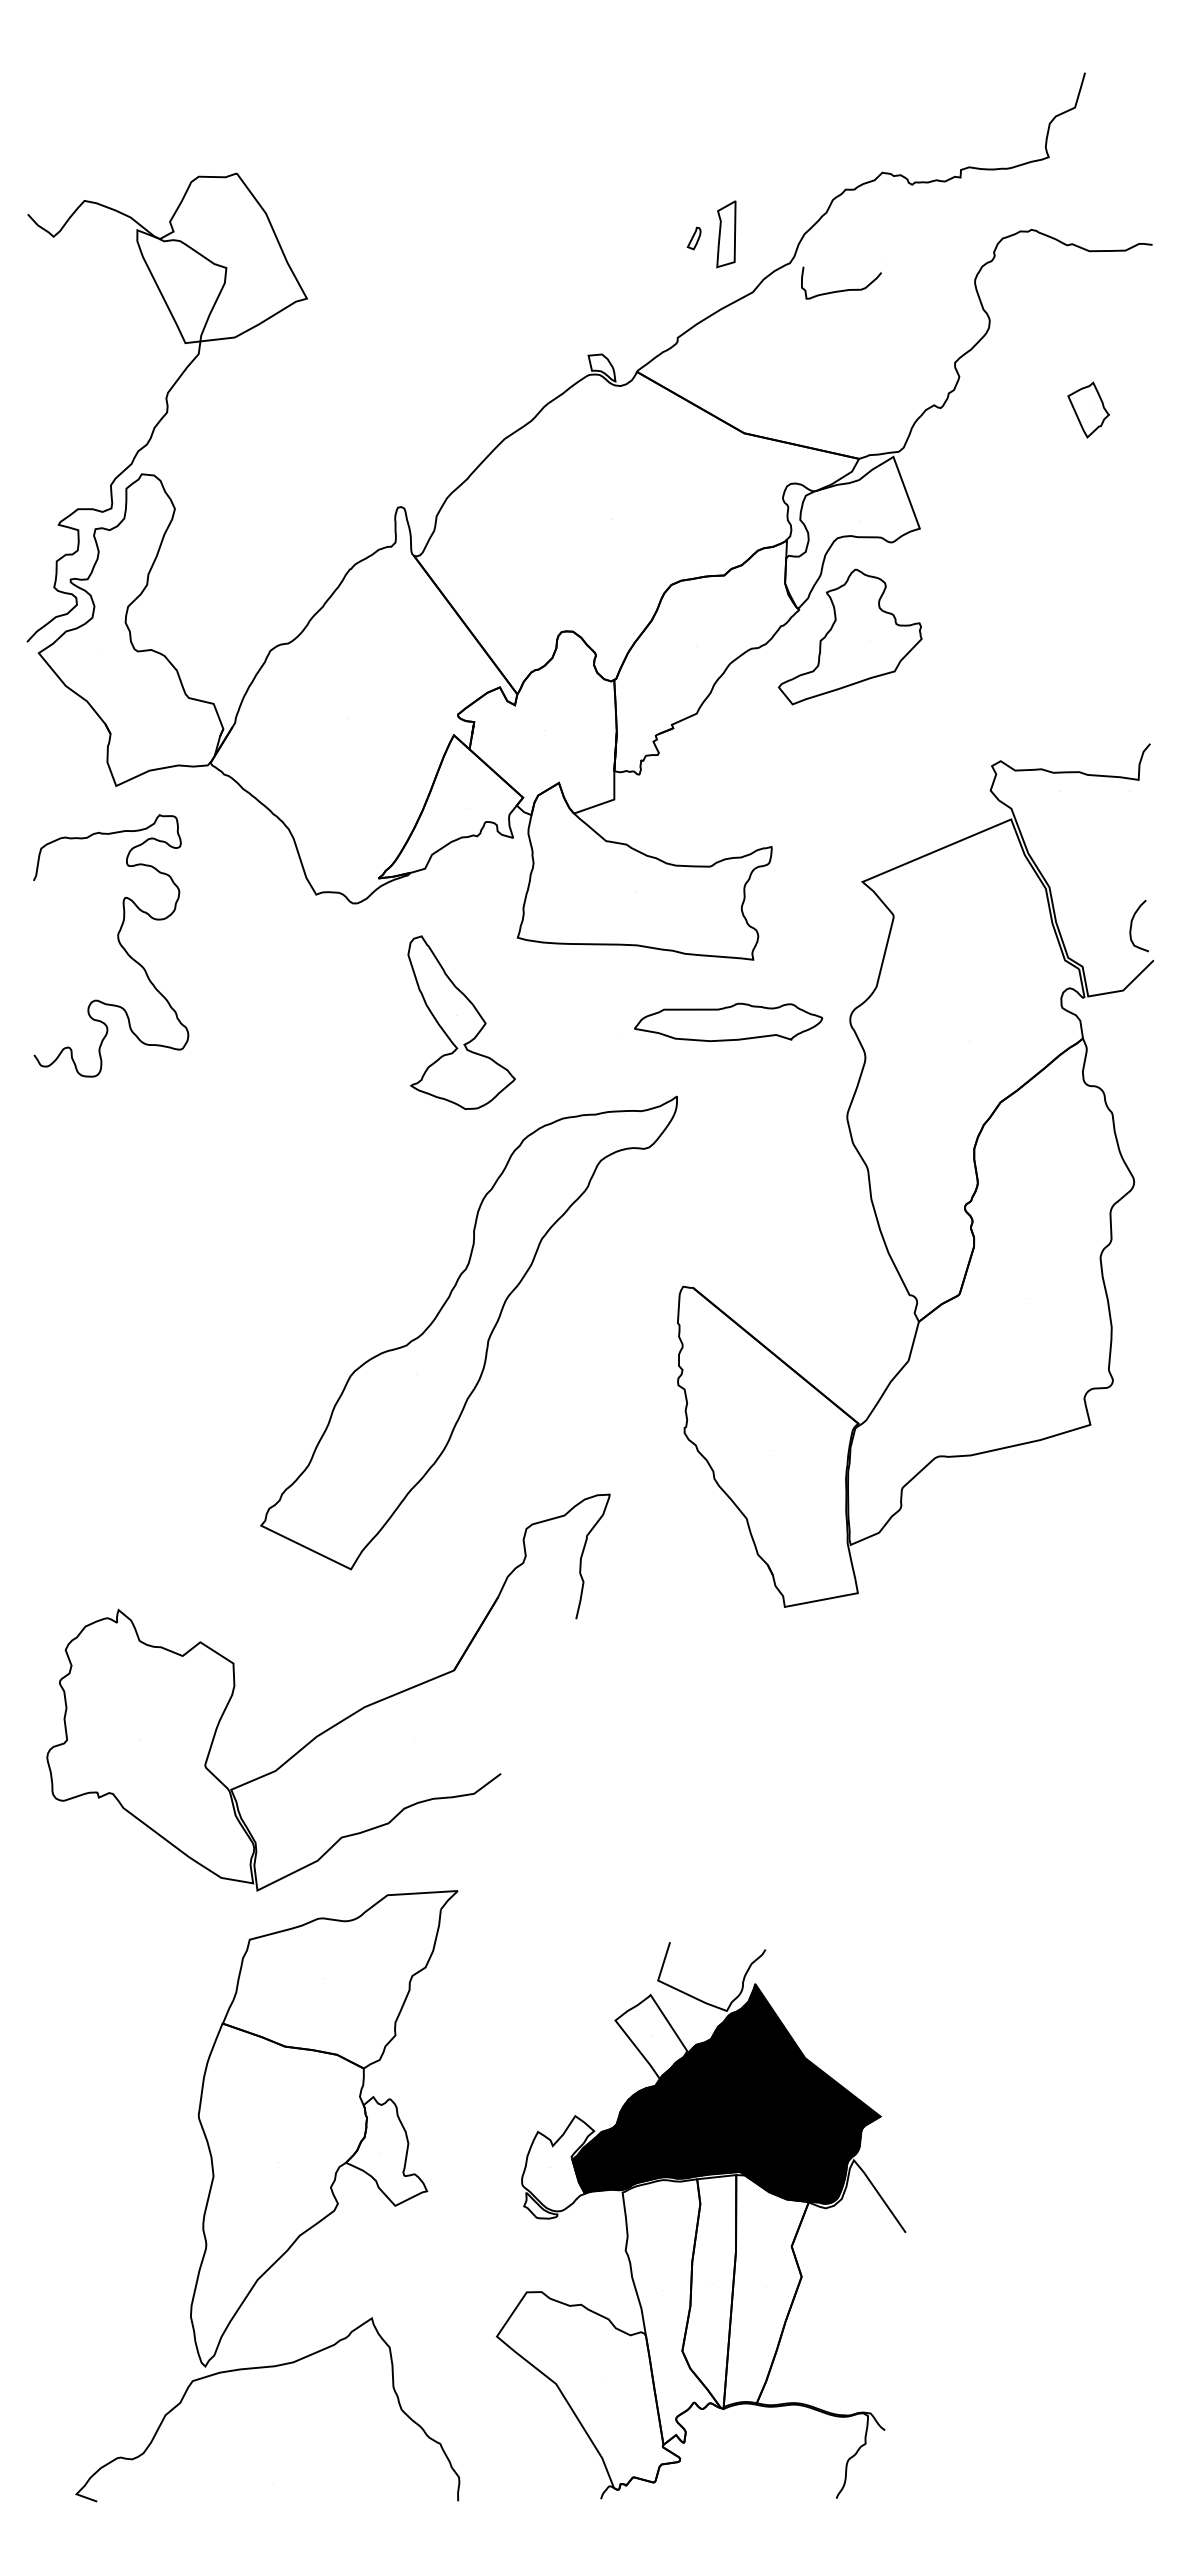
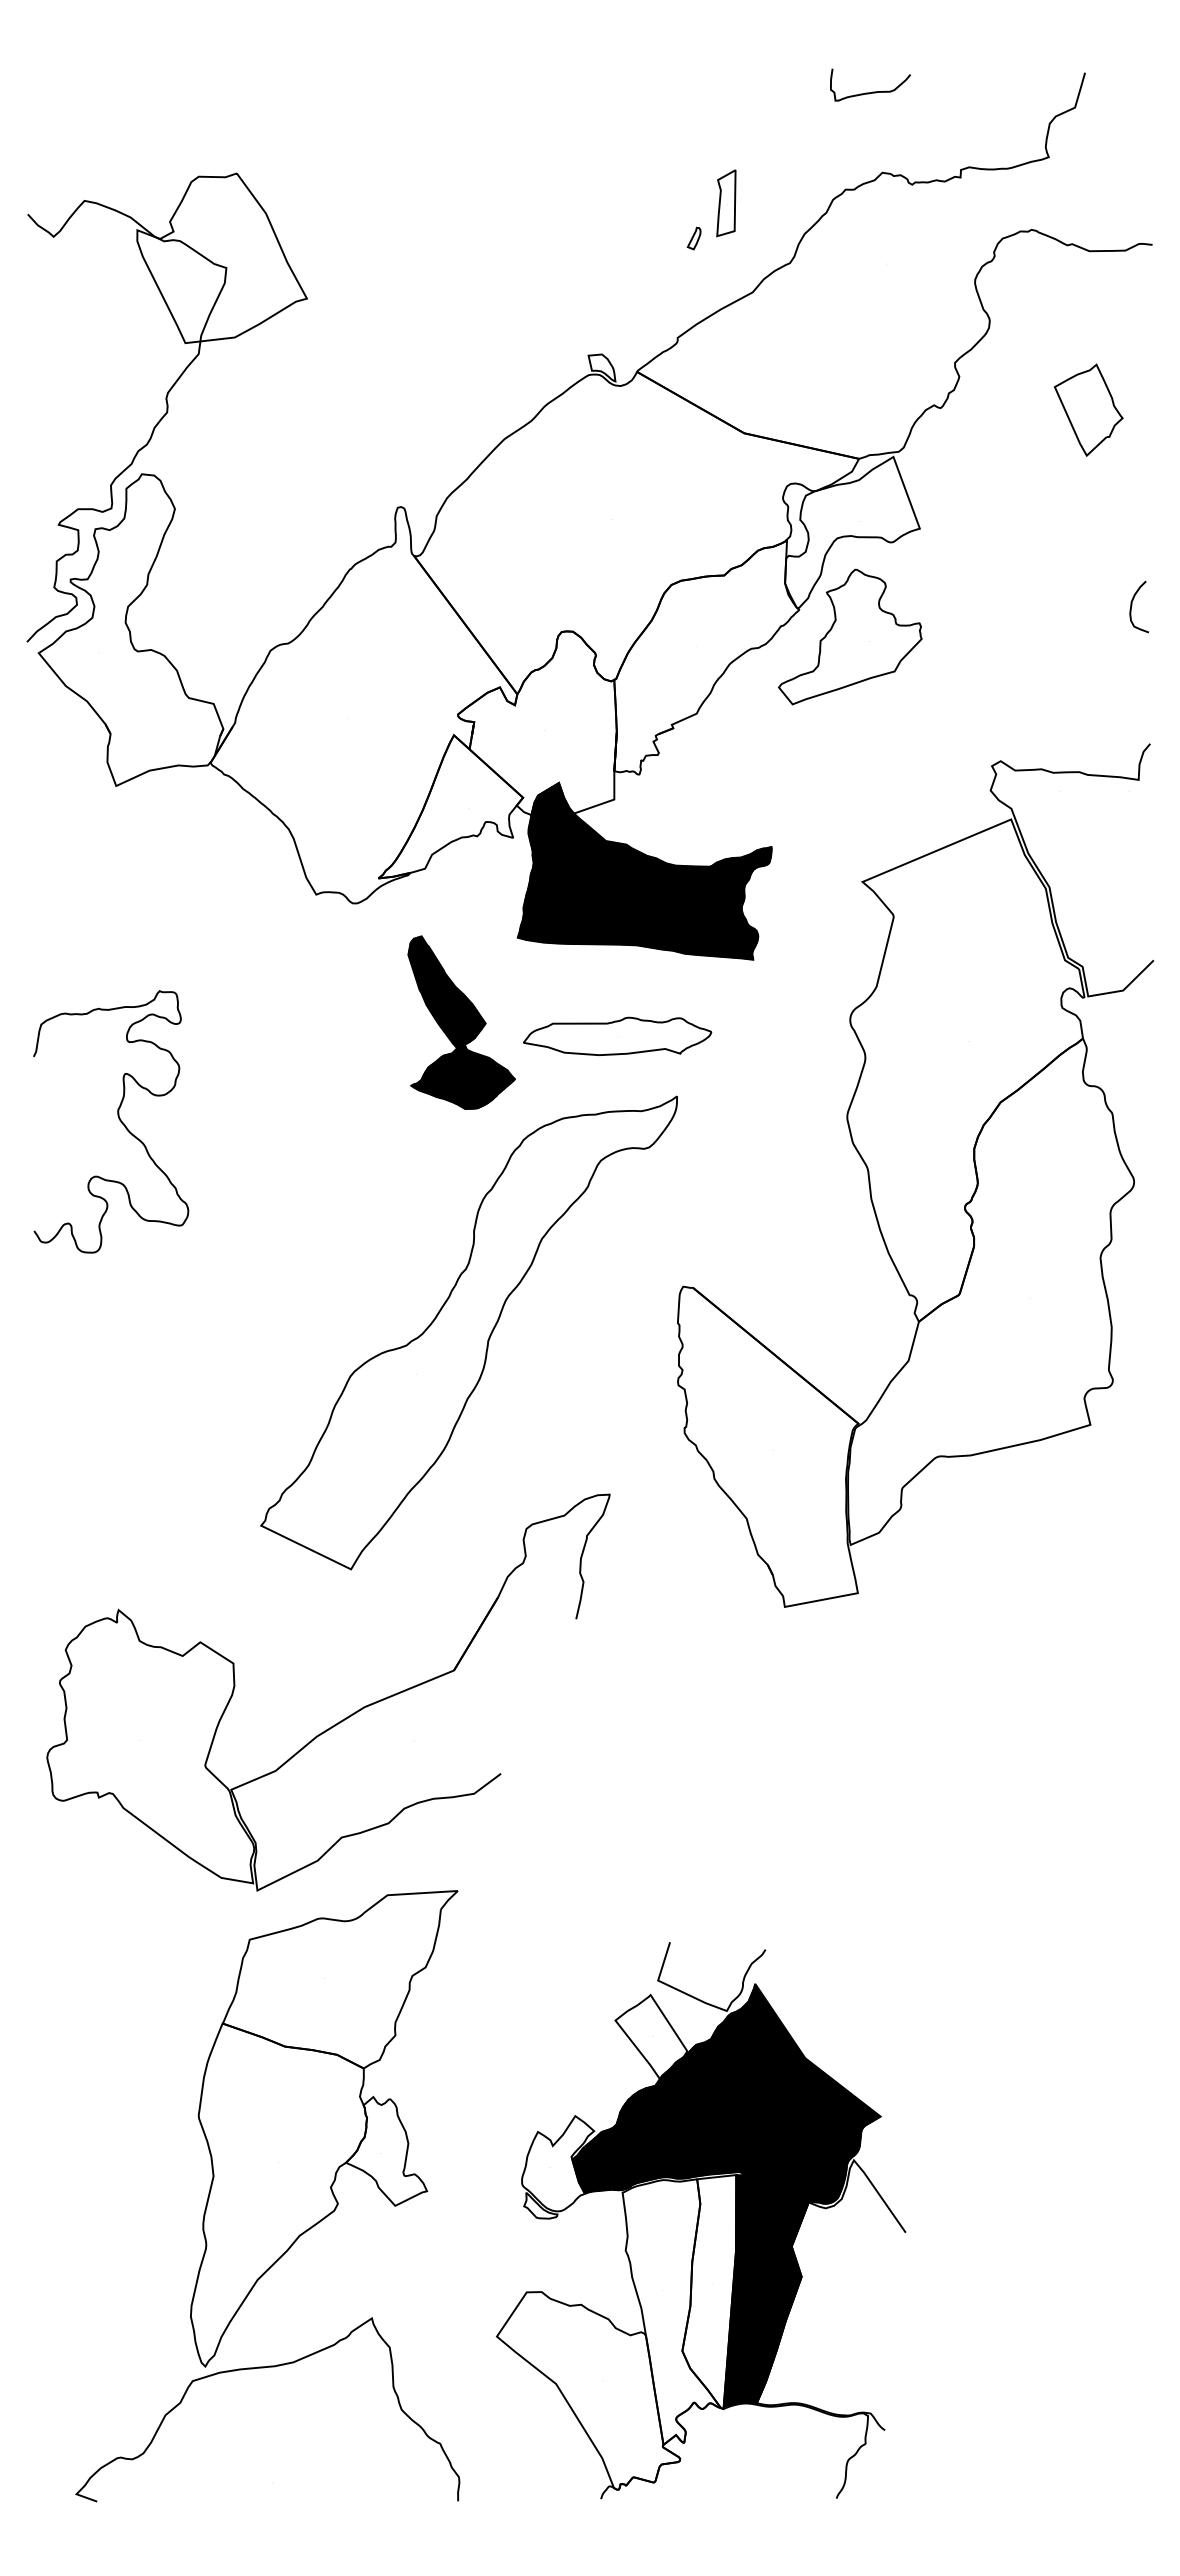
part position: (726, 234) -> (726, 203) (726, 203)
curve position: (843, 289) -> (872, 91) (872, 91)
part size: 43x58 px -> 71x94 px (1088, 409)
hatch: none -> present (644, 871)
curve position: (1132, 925) -> (1132, 606) (1132, 606)
curve position: (118, 942) -> (118, 1118) (118, 1118)
hatch: none -> present (461, 1022)
part position: (728, 1022) -> (617, 1036) (617, 1036)
hatch: none -> present (765, 2290)
